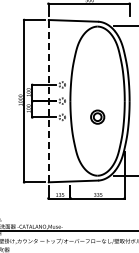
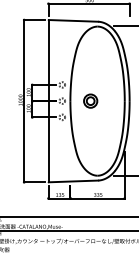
line: dashed -> solid (48, 101)
part position: (97, 116) -> (90, 100) (90, 100)
line: none -> present (68, 217)
